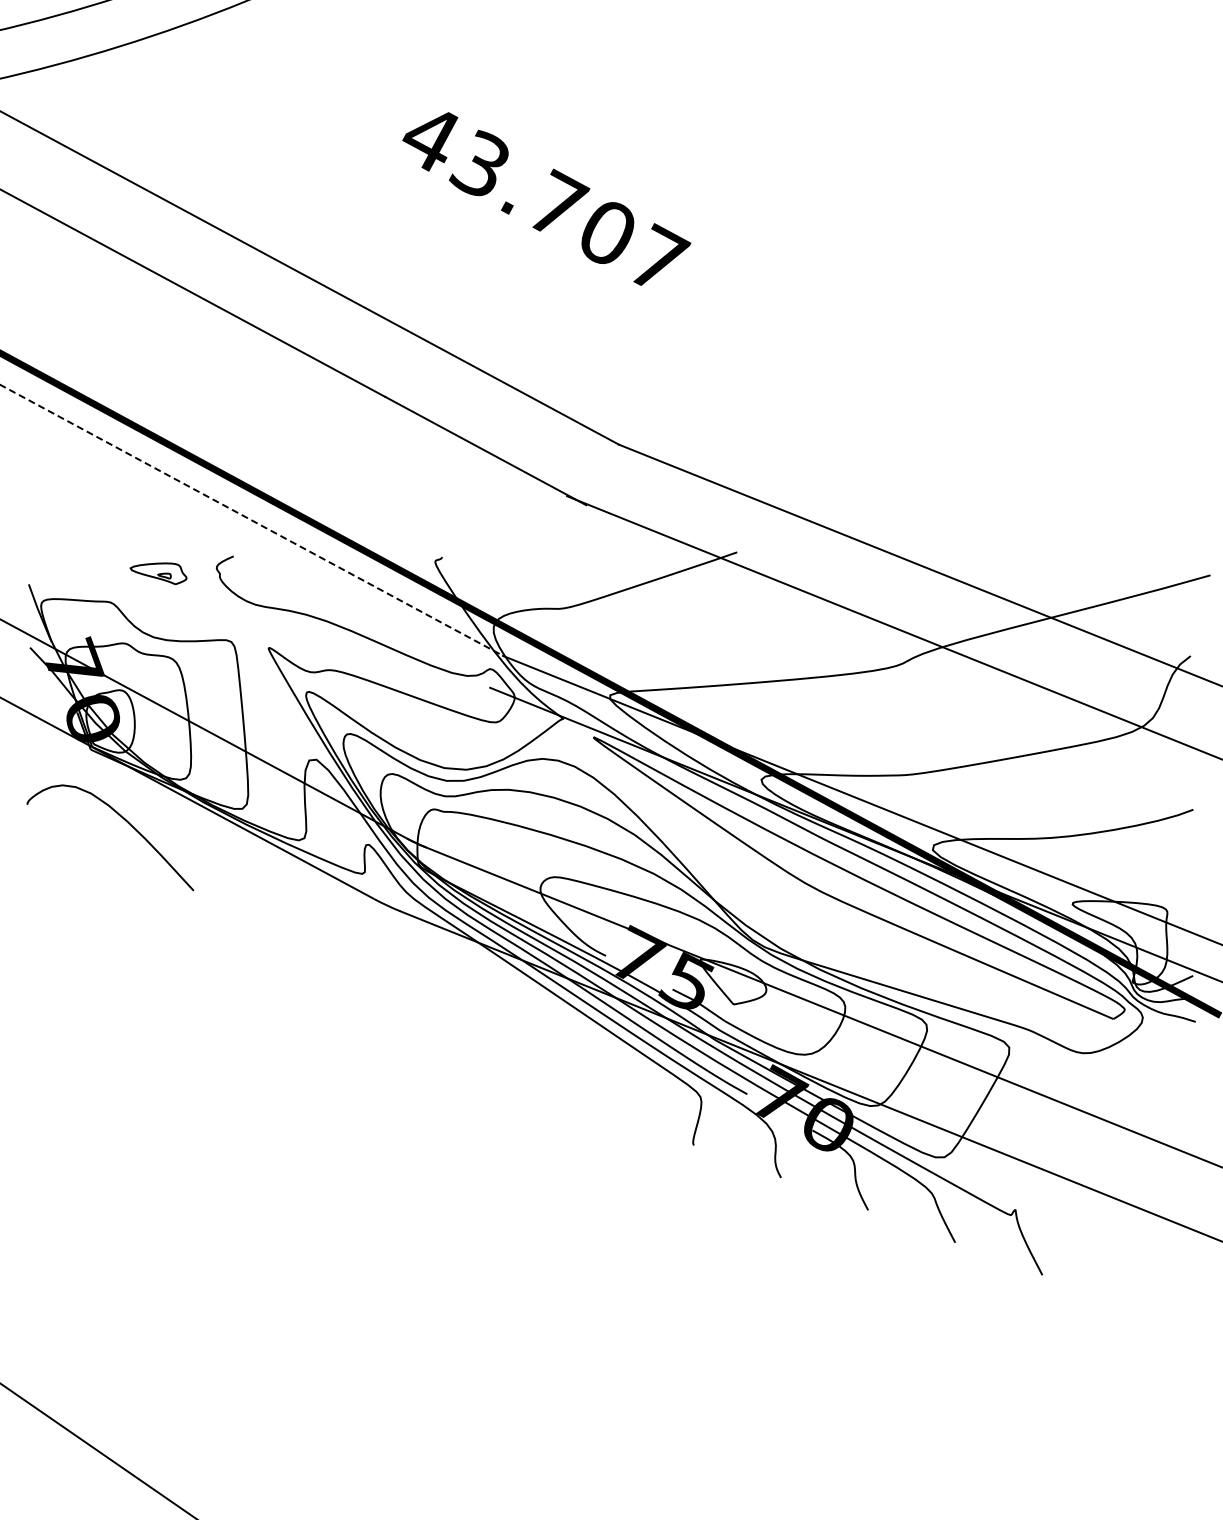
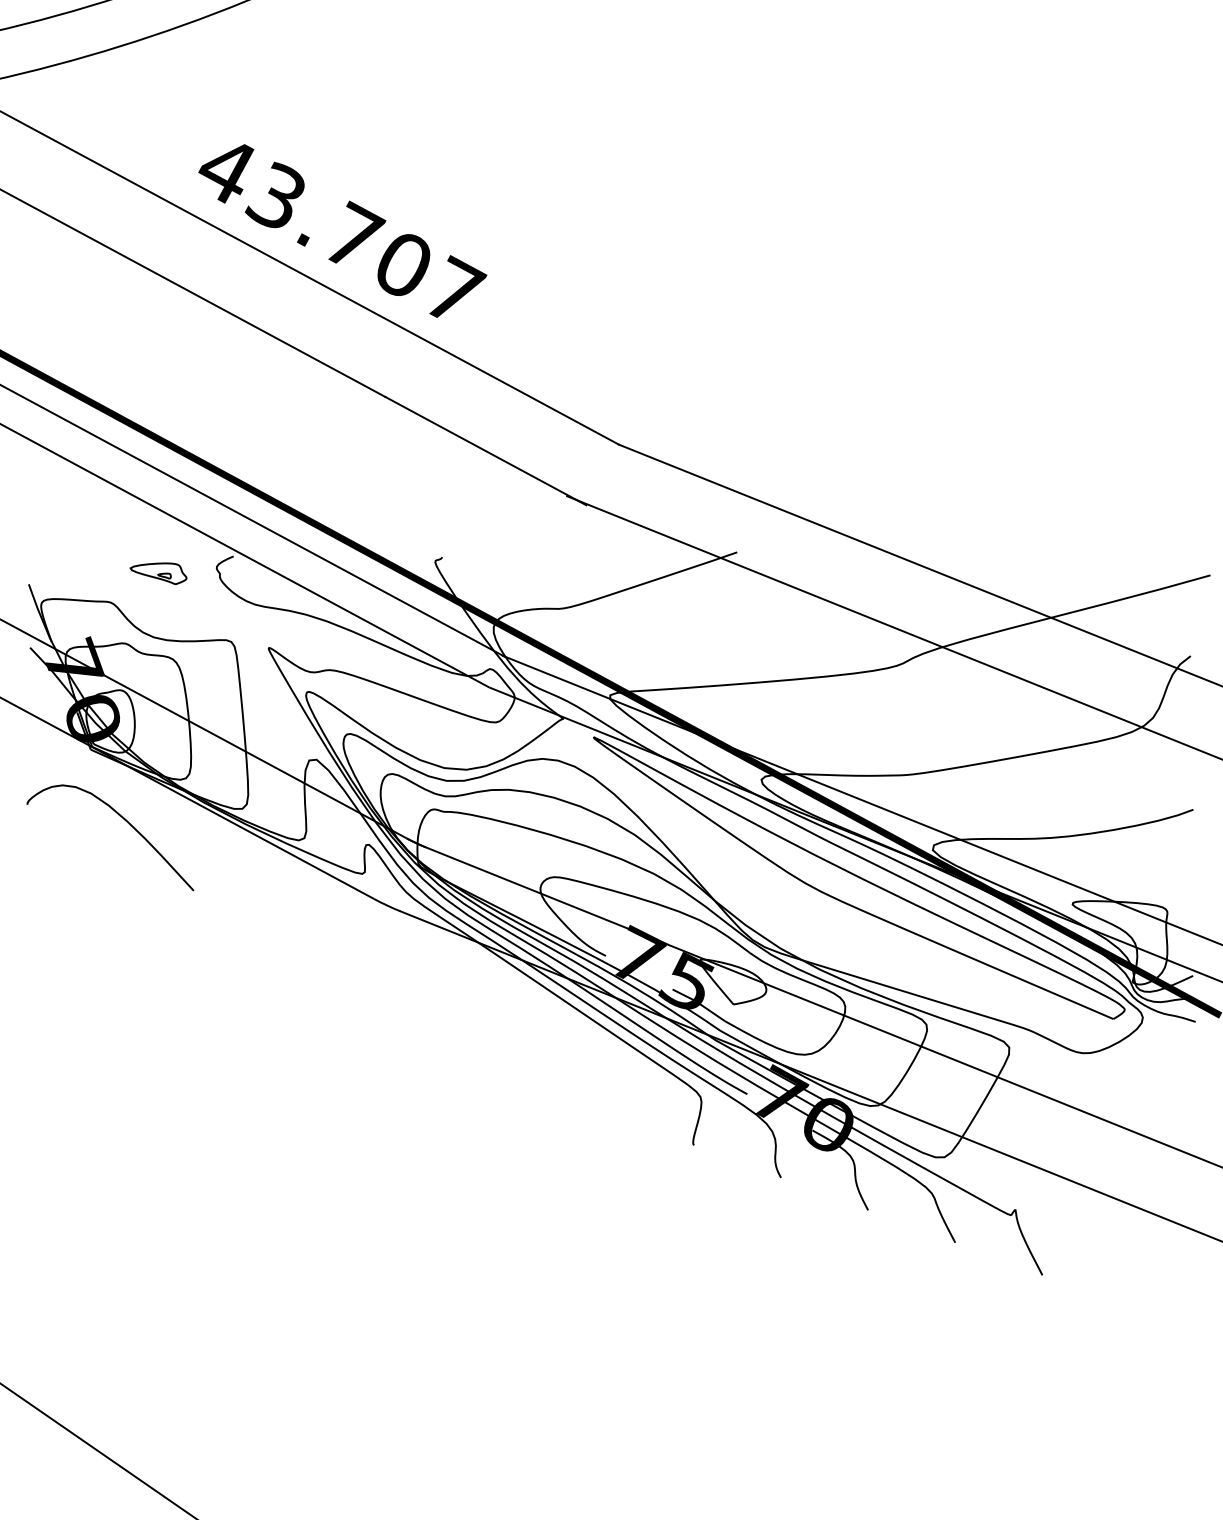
text position: (546, 198) -> (342, 230) (342, 230)
line: dashed -> solid (253, 521)
line: none -> present (245, 555)
